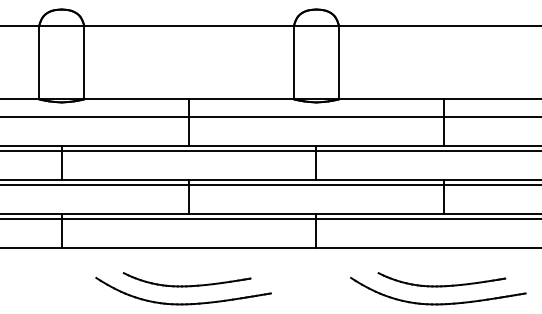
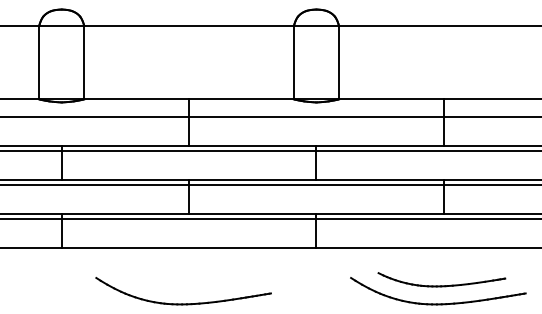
part: present -> none (186, 279)
